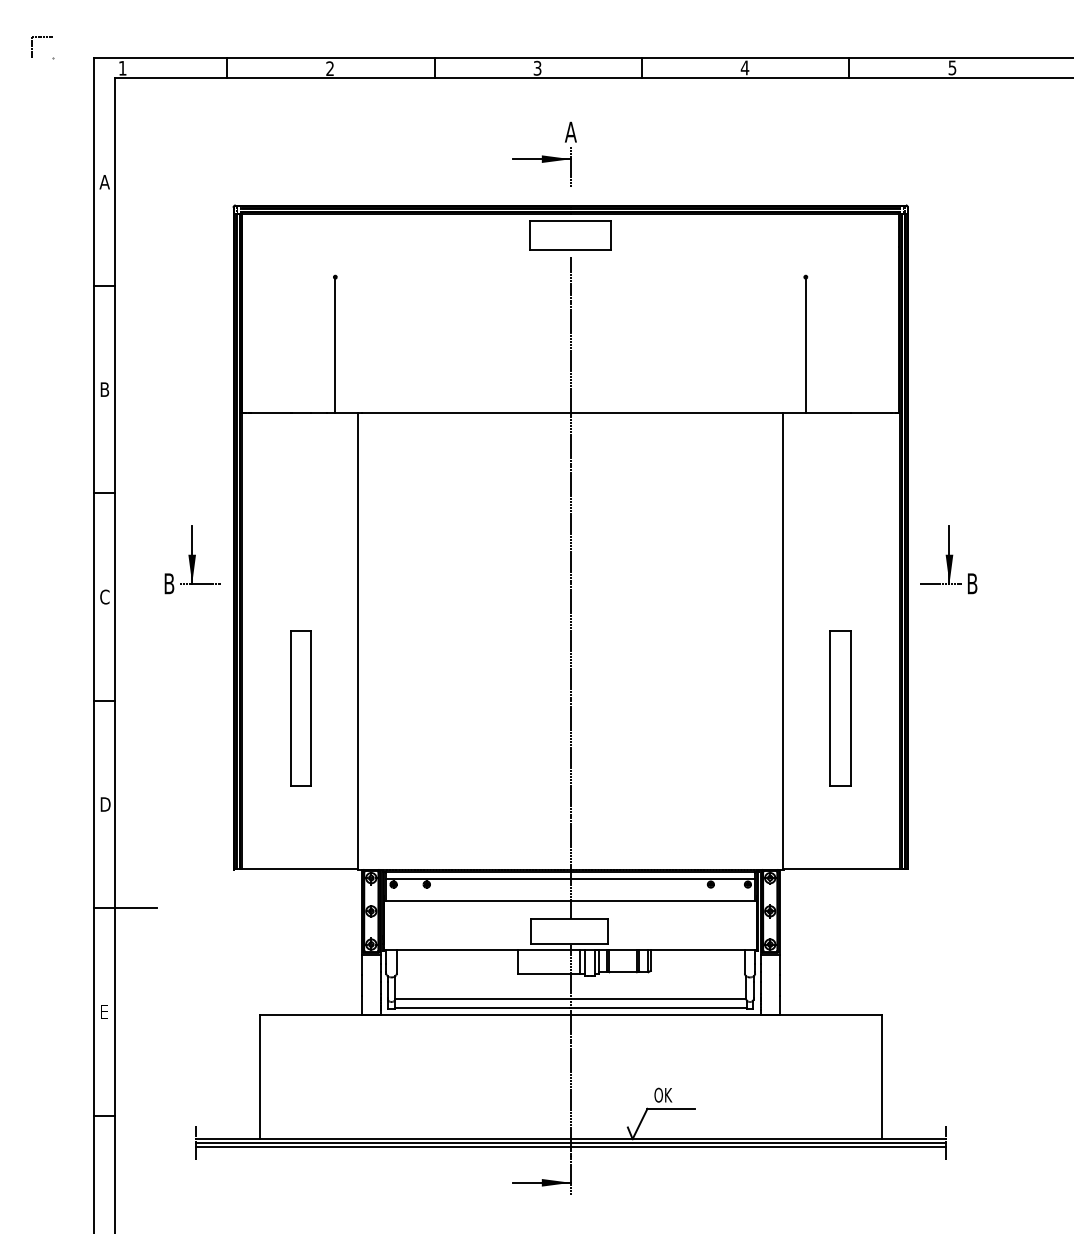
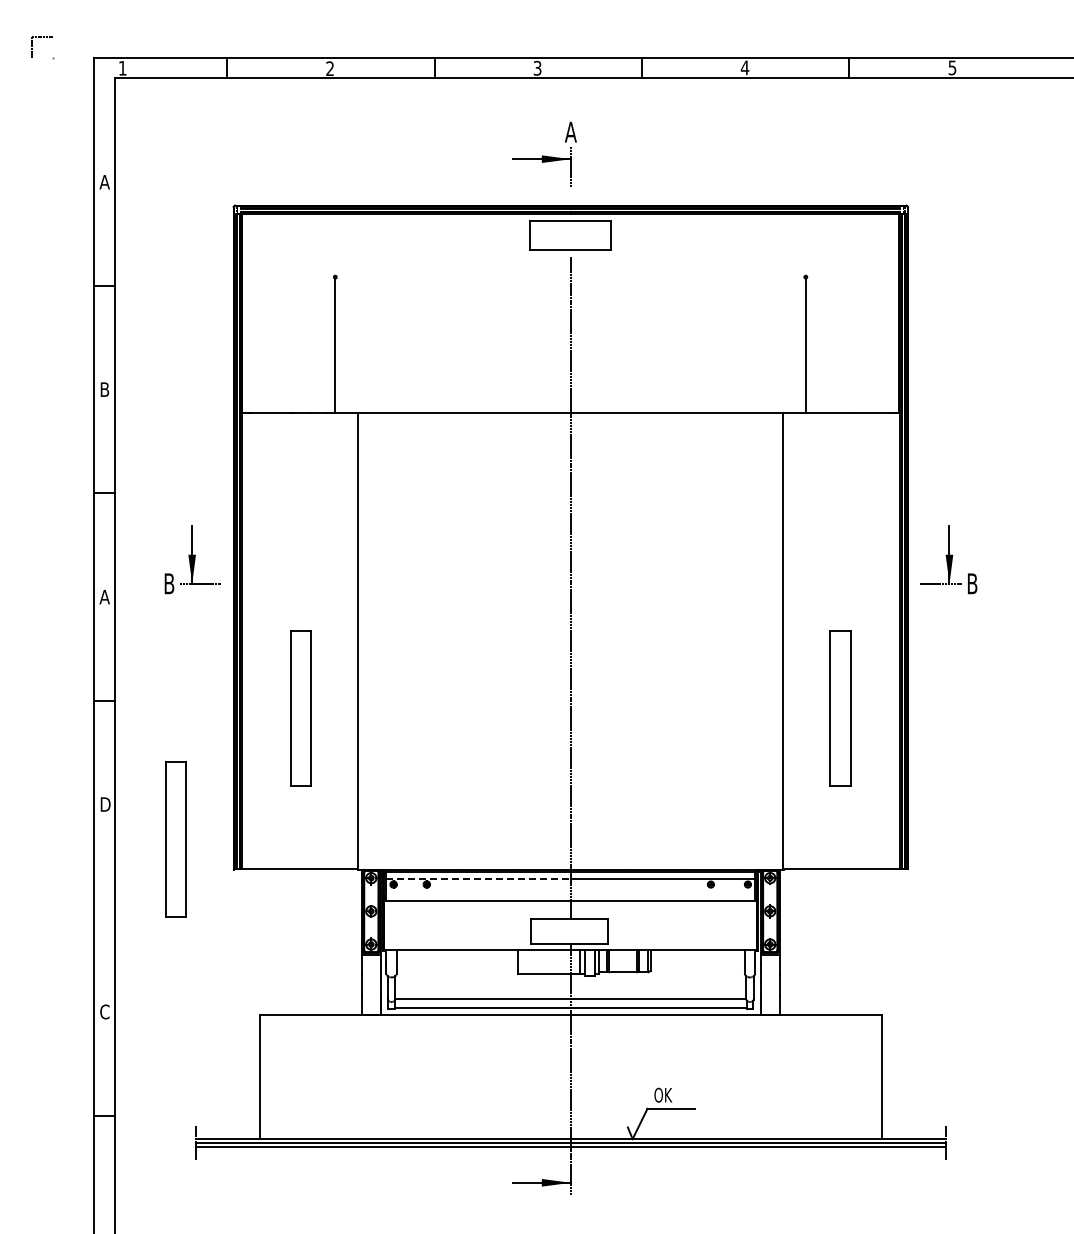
text: C -> A (104, 596)
part: none -> present (175, 839)
line: solid -> dashed (479, 878)
line: present -> none (125, 908)
text: E -> C (104, 1011)
